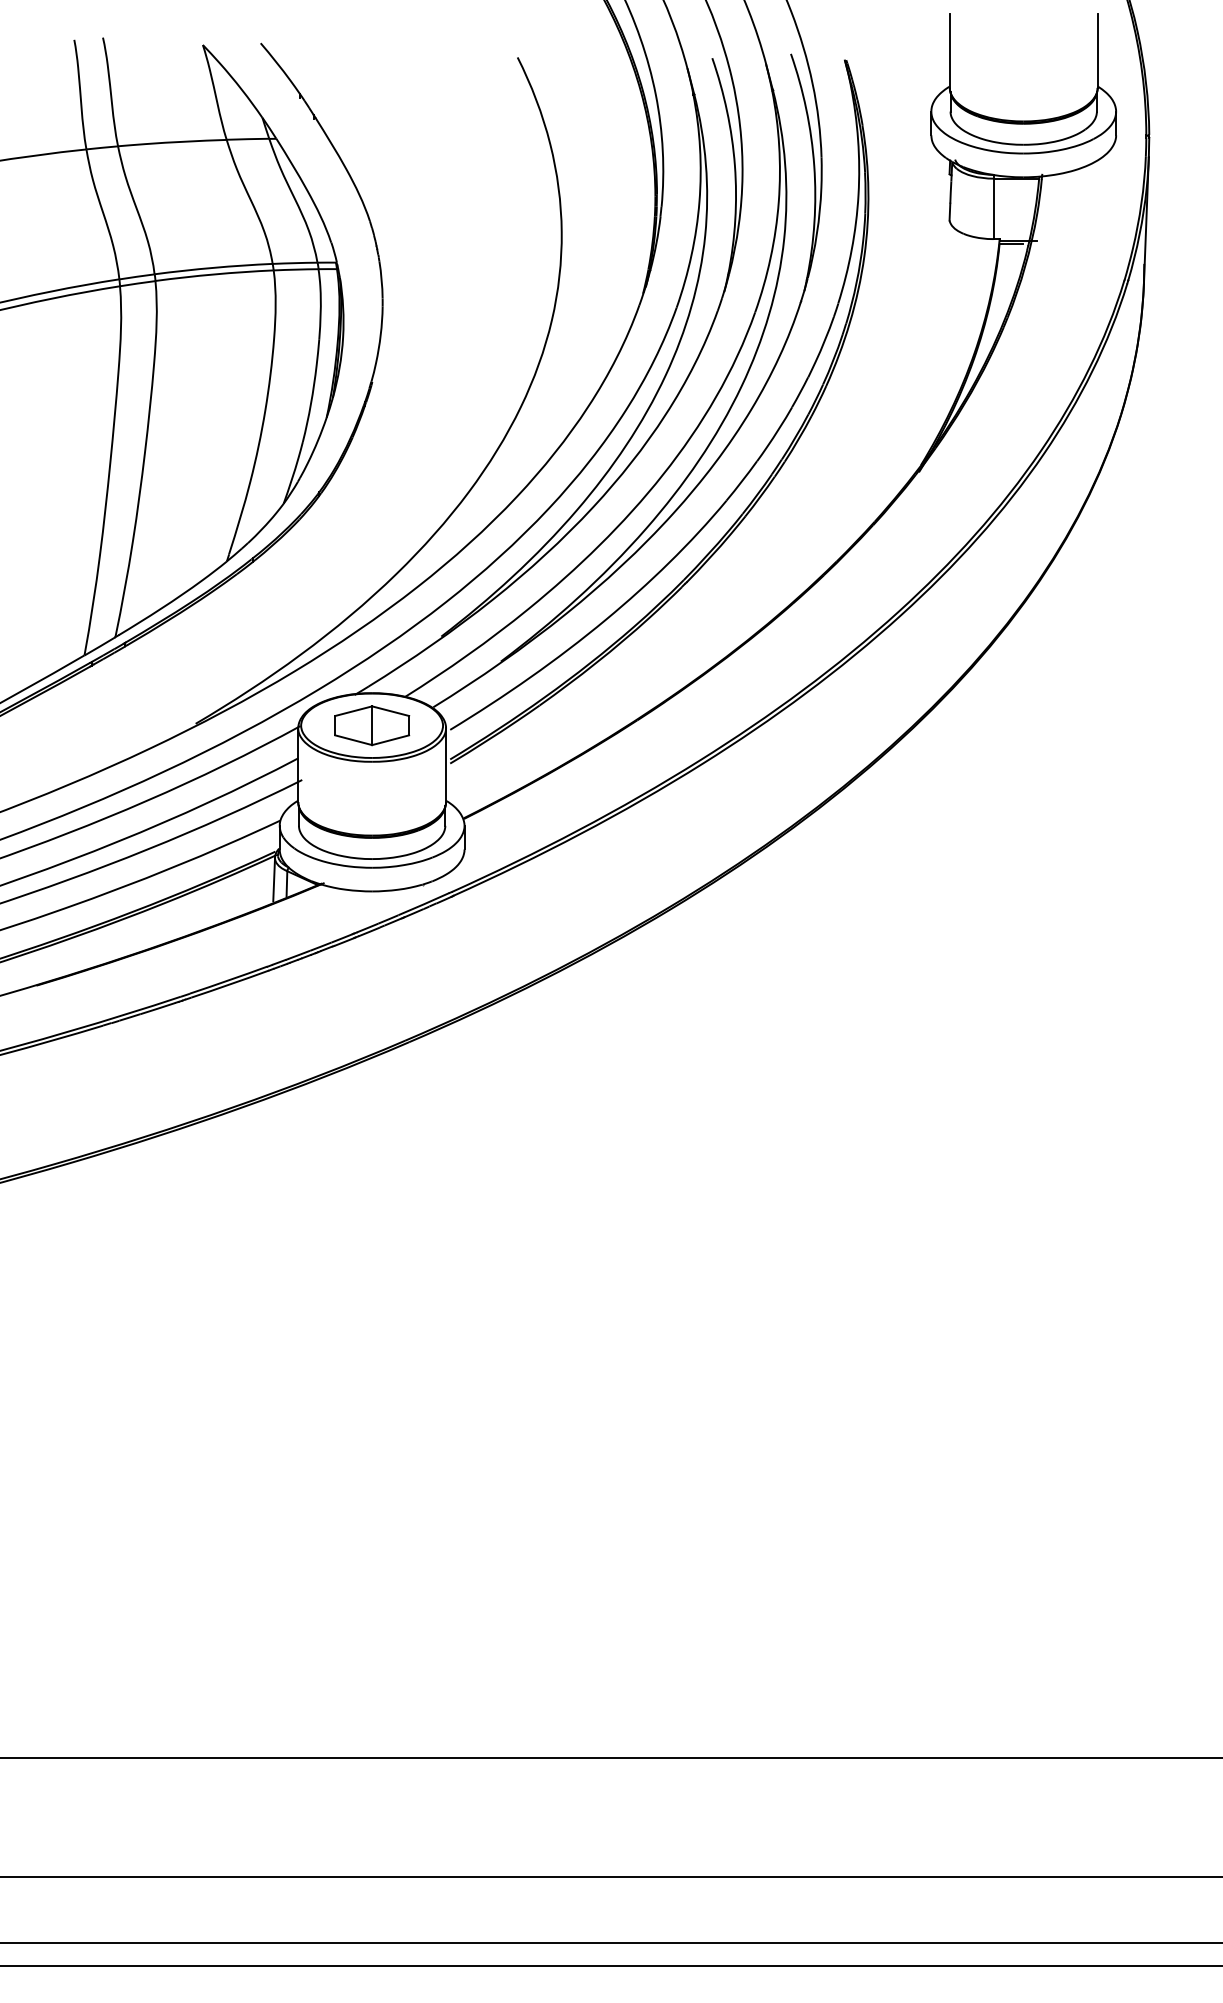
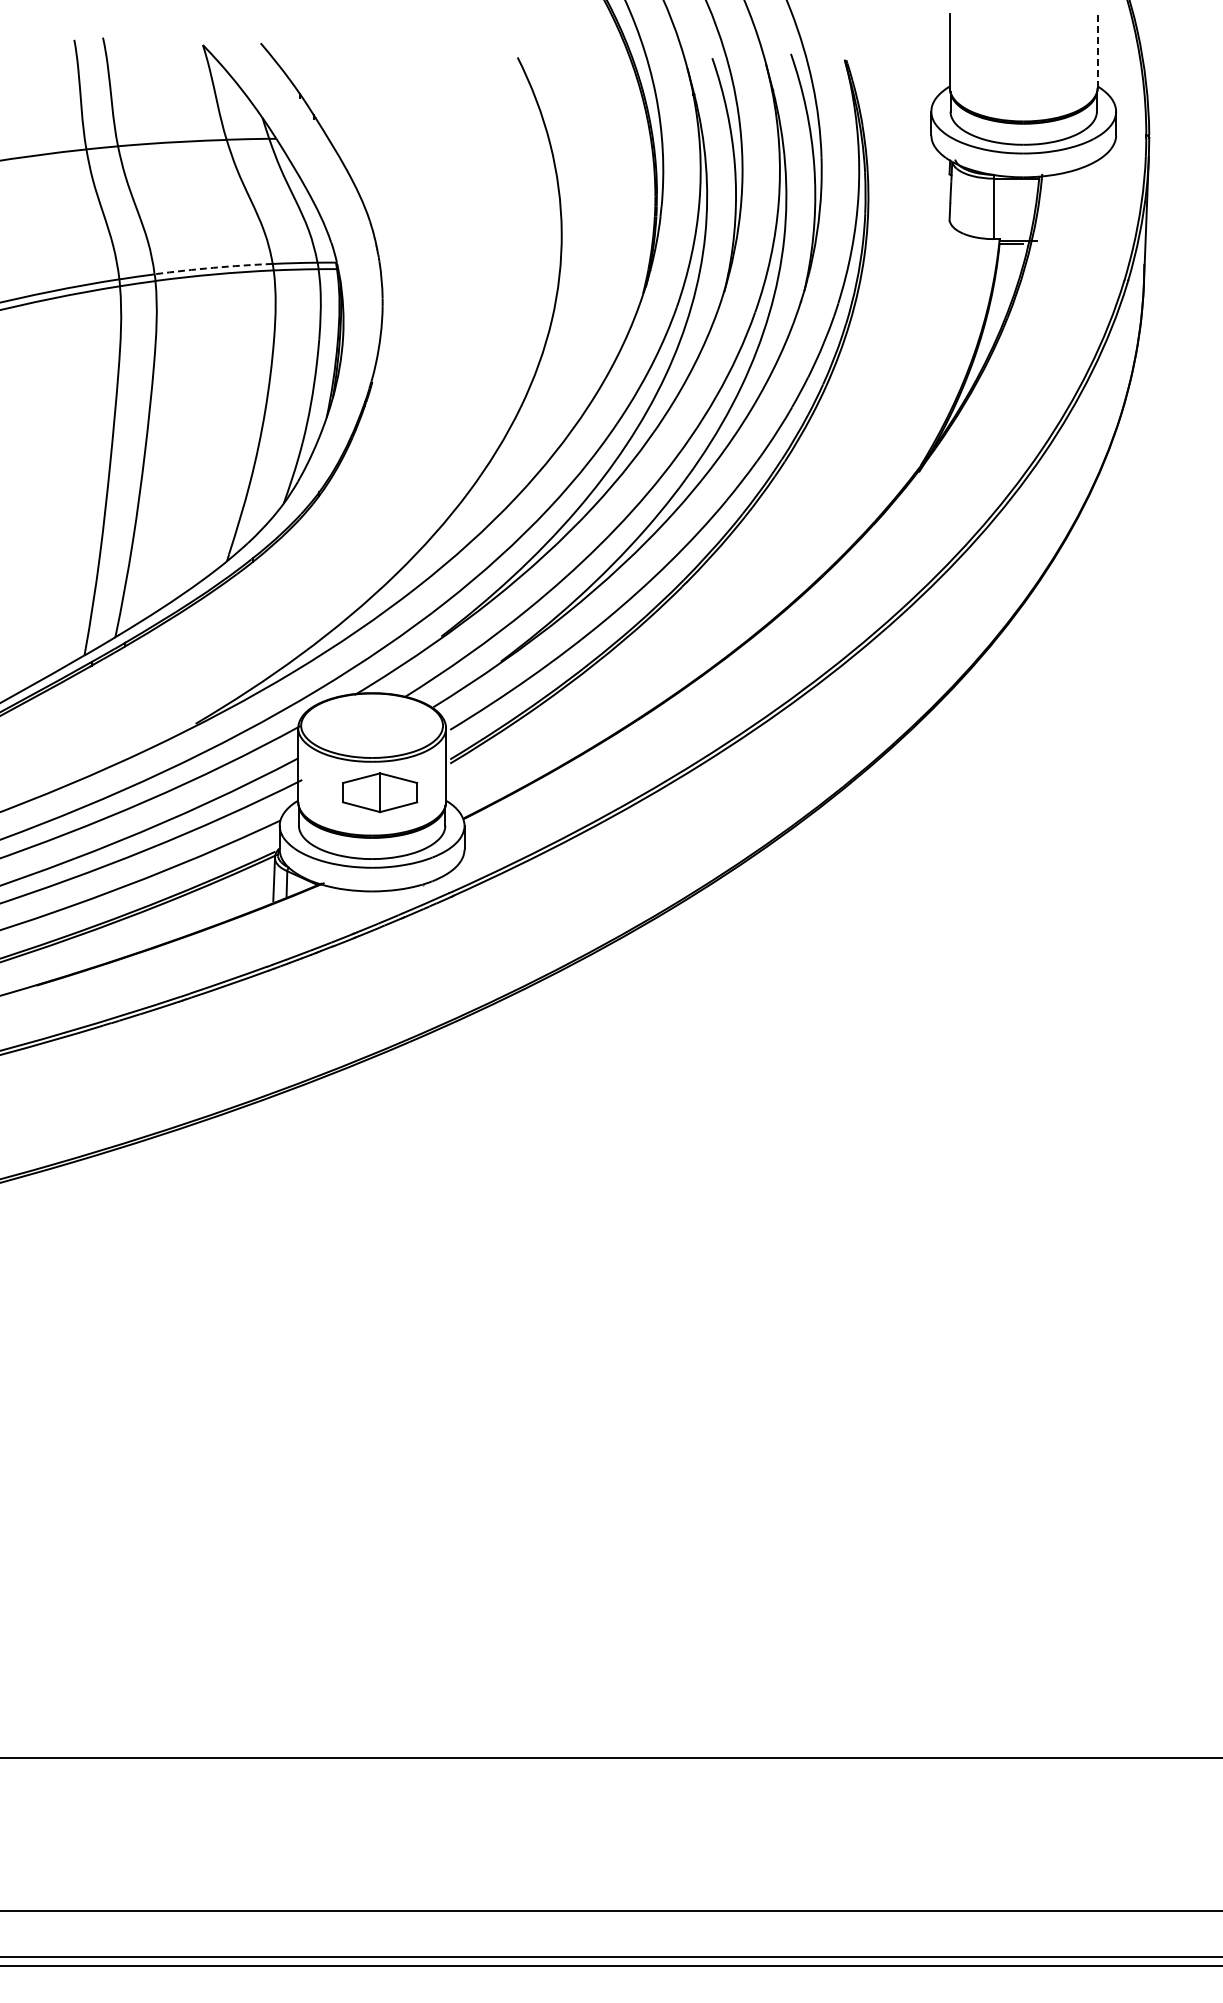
line: solid -> dashed (1097, 51)
arc: solid -> dashed (213, 267)
part position: (372, 725) -> (380, 792) (380, 792)
line position: (610, 1876) -> (610, 1910) (610, 1910)
line position: (610, 1942) -> (610, 1956) (610, 1956)
